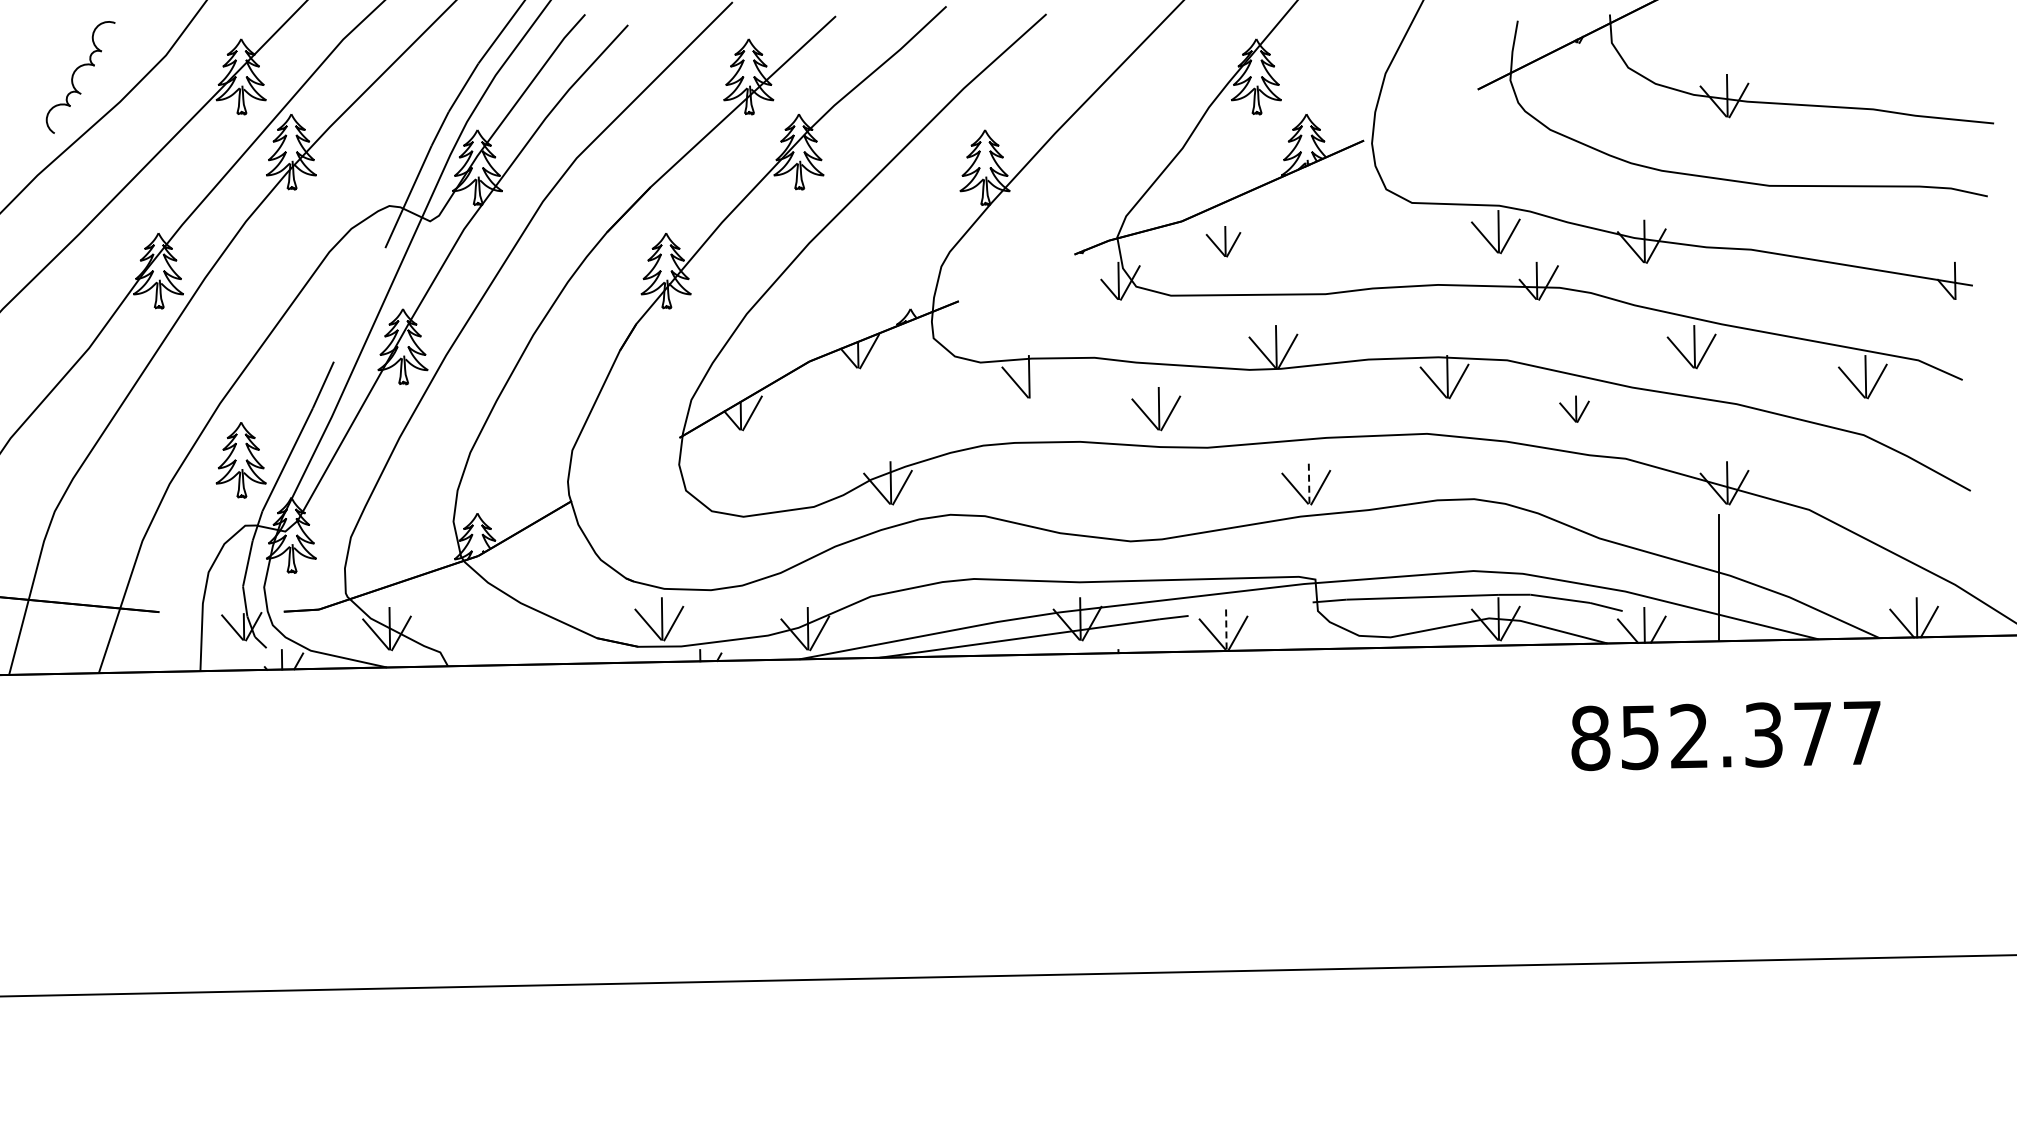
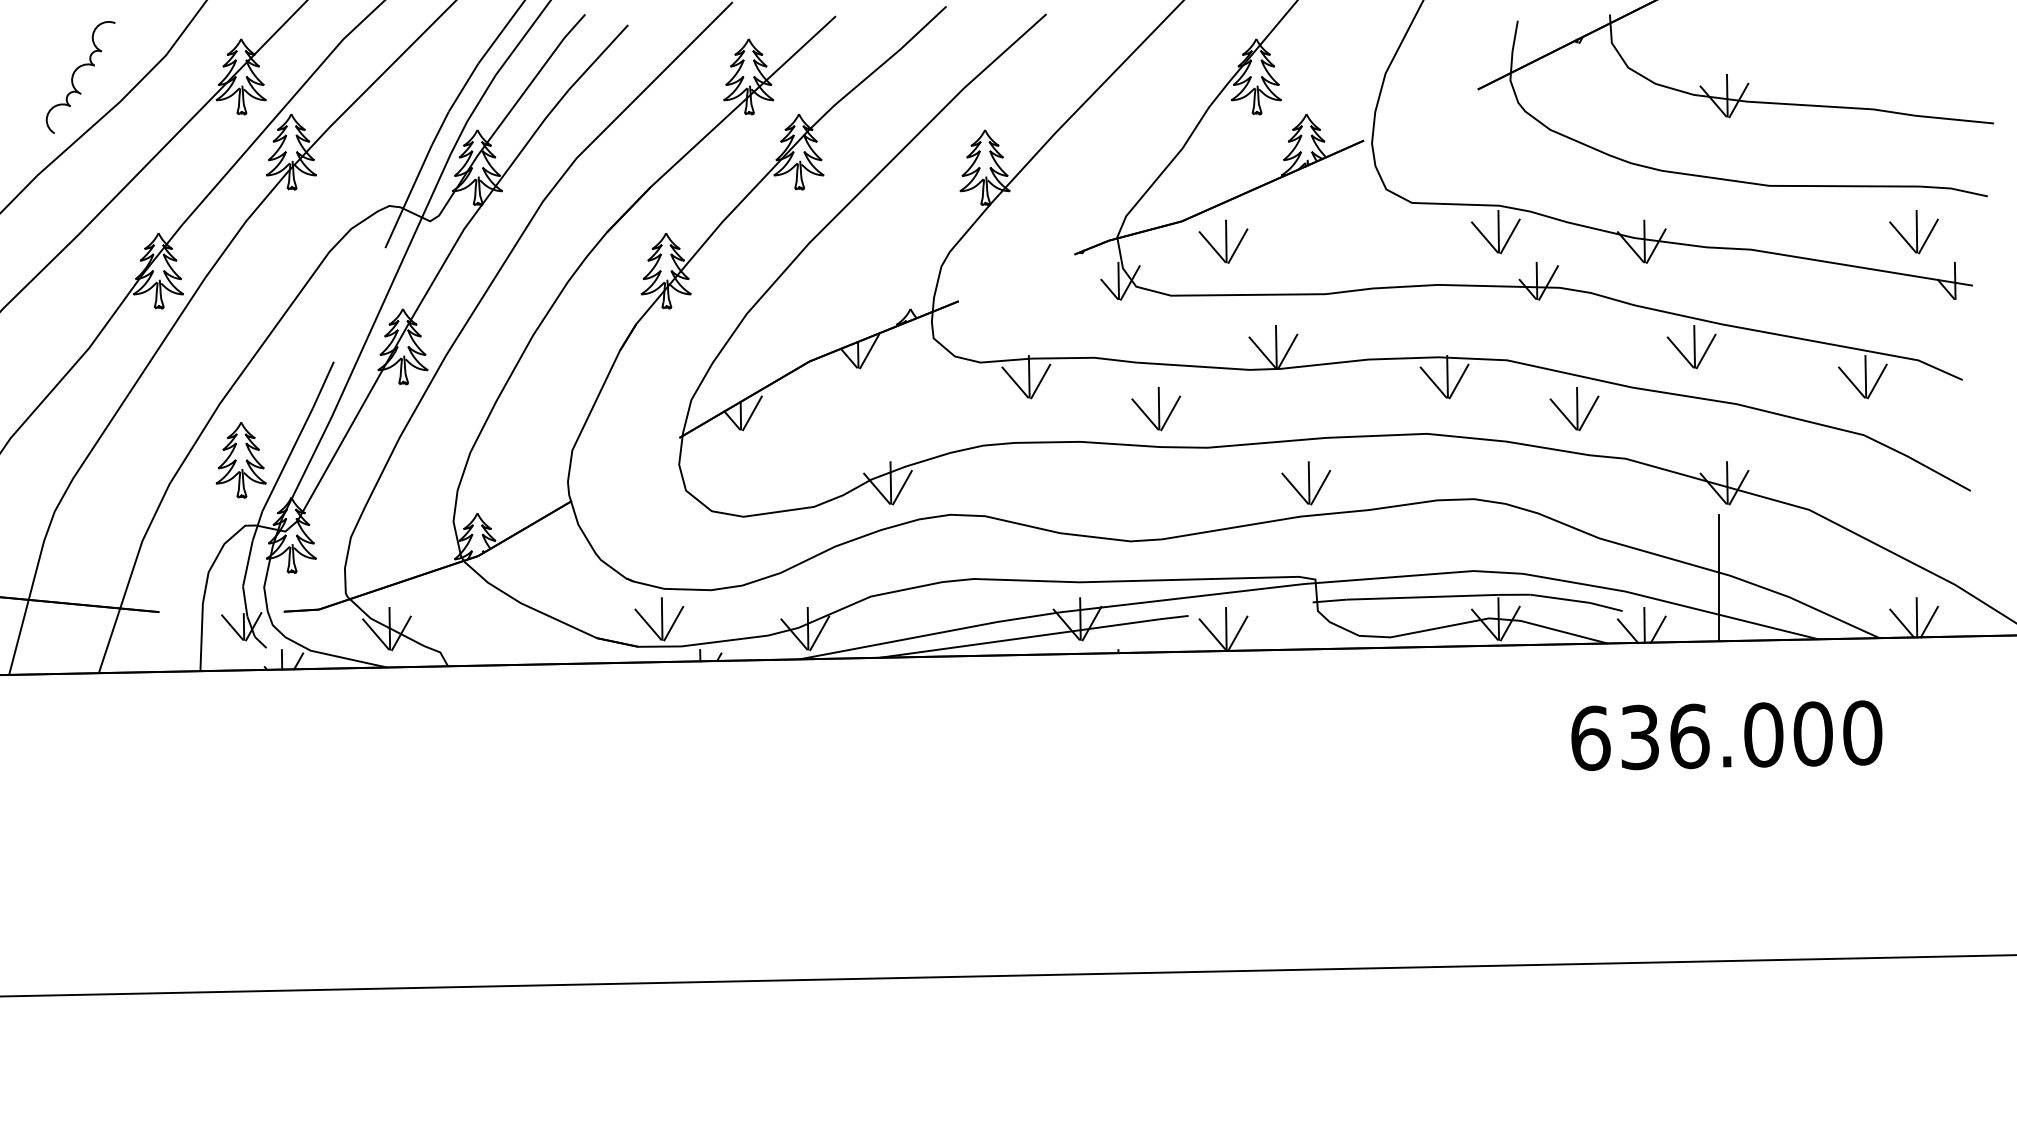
part: none -> present (1913, 232)
part size: 37x32 px -> 51x45 px (1223, 241)
line: none -> present (1040, 381)
part size: 31x28 px -> 51x45 px (1574, 409)
line: dashed -> solid (1309, 482)
line: dashed -> solid (1226, 628)
text: 852.377 -> 636.000 (1726, 735)
